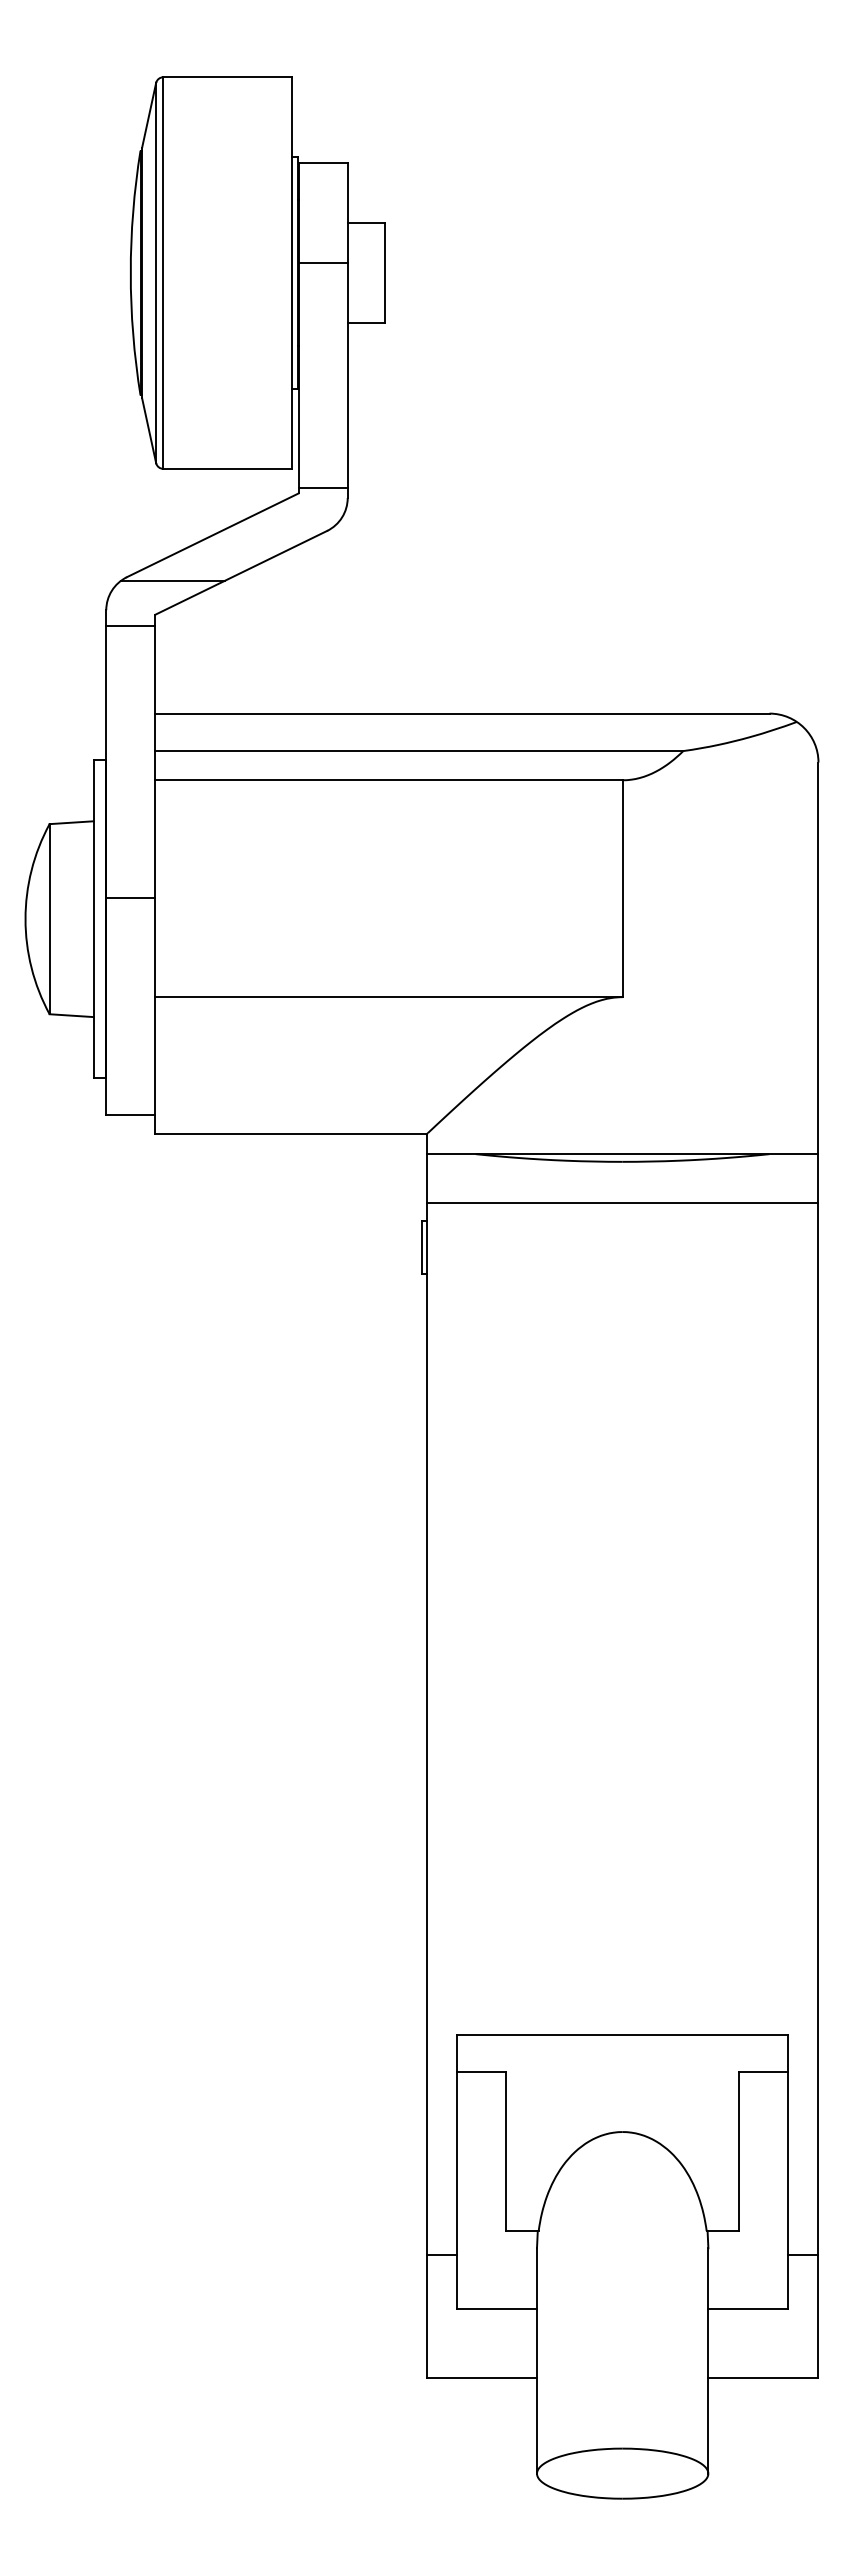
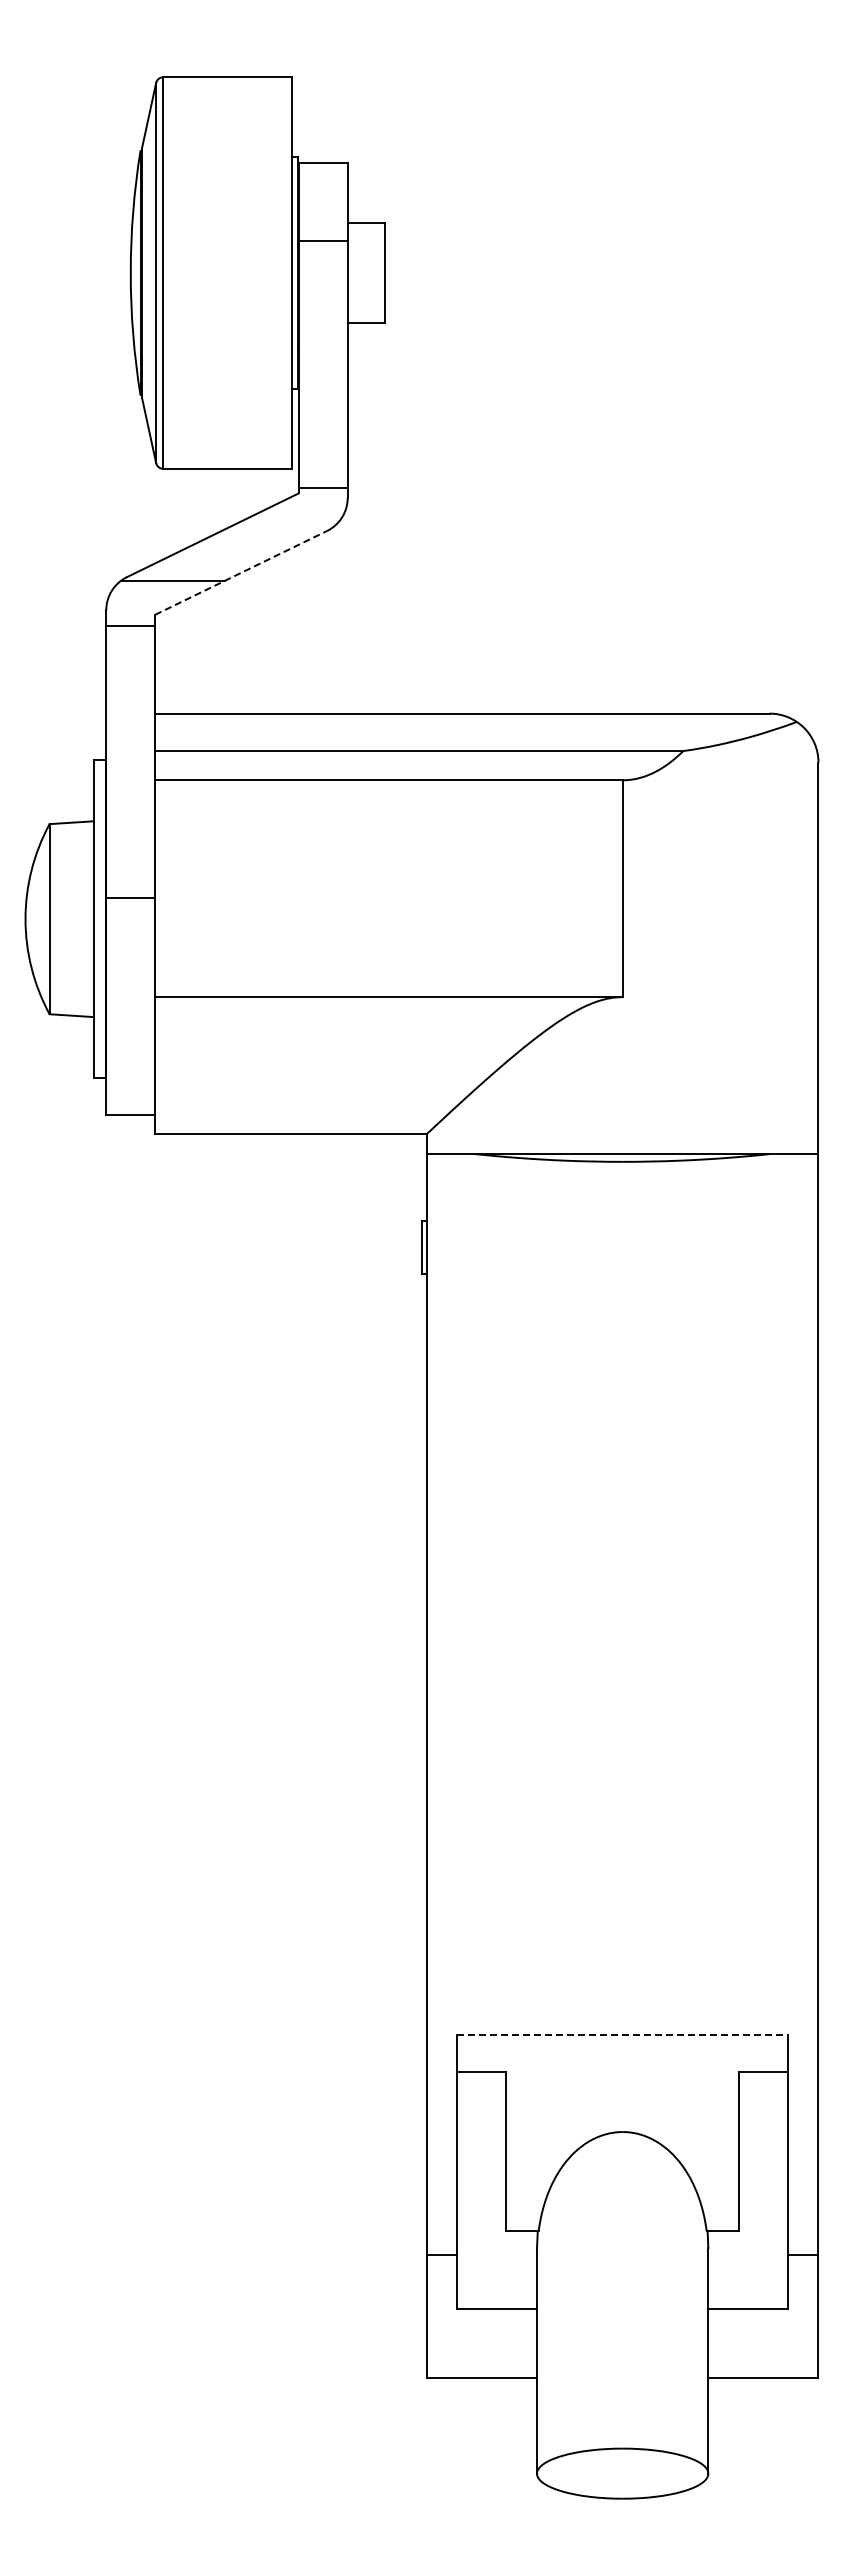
line position: (322, 262) -> (322, 240) (322, 240)
line: solid -> dashed (241, 572)
line: present -> none (622, 1203)
line: solid -> dashed (623, 2035)
